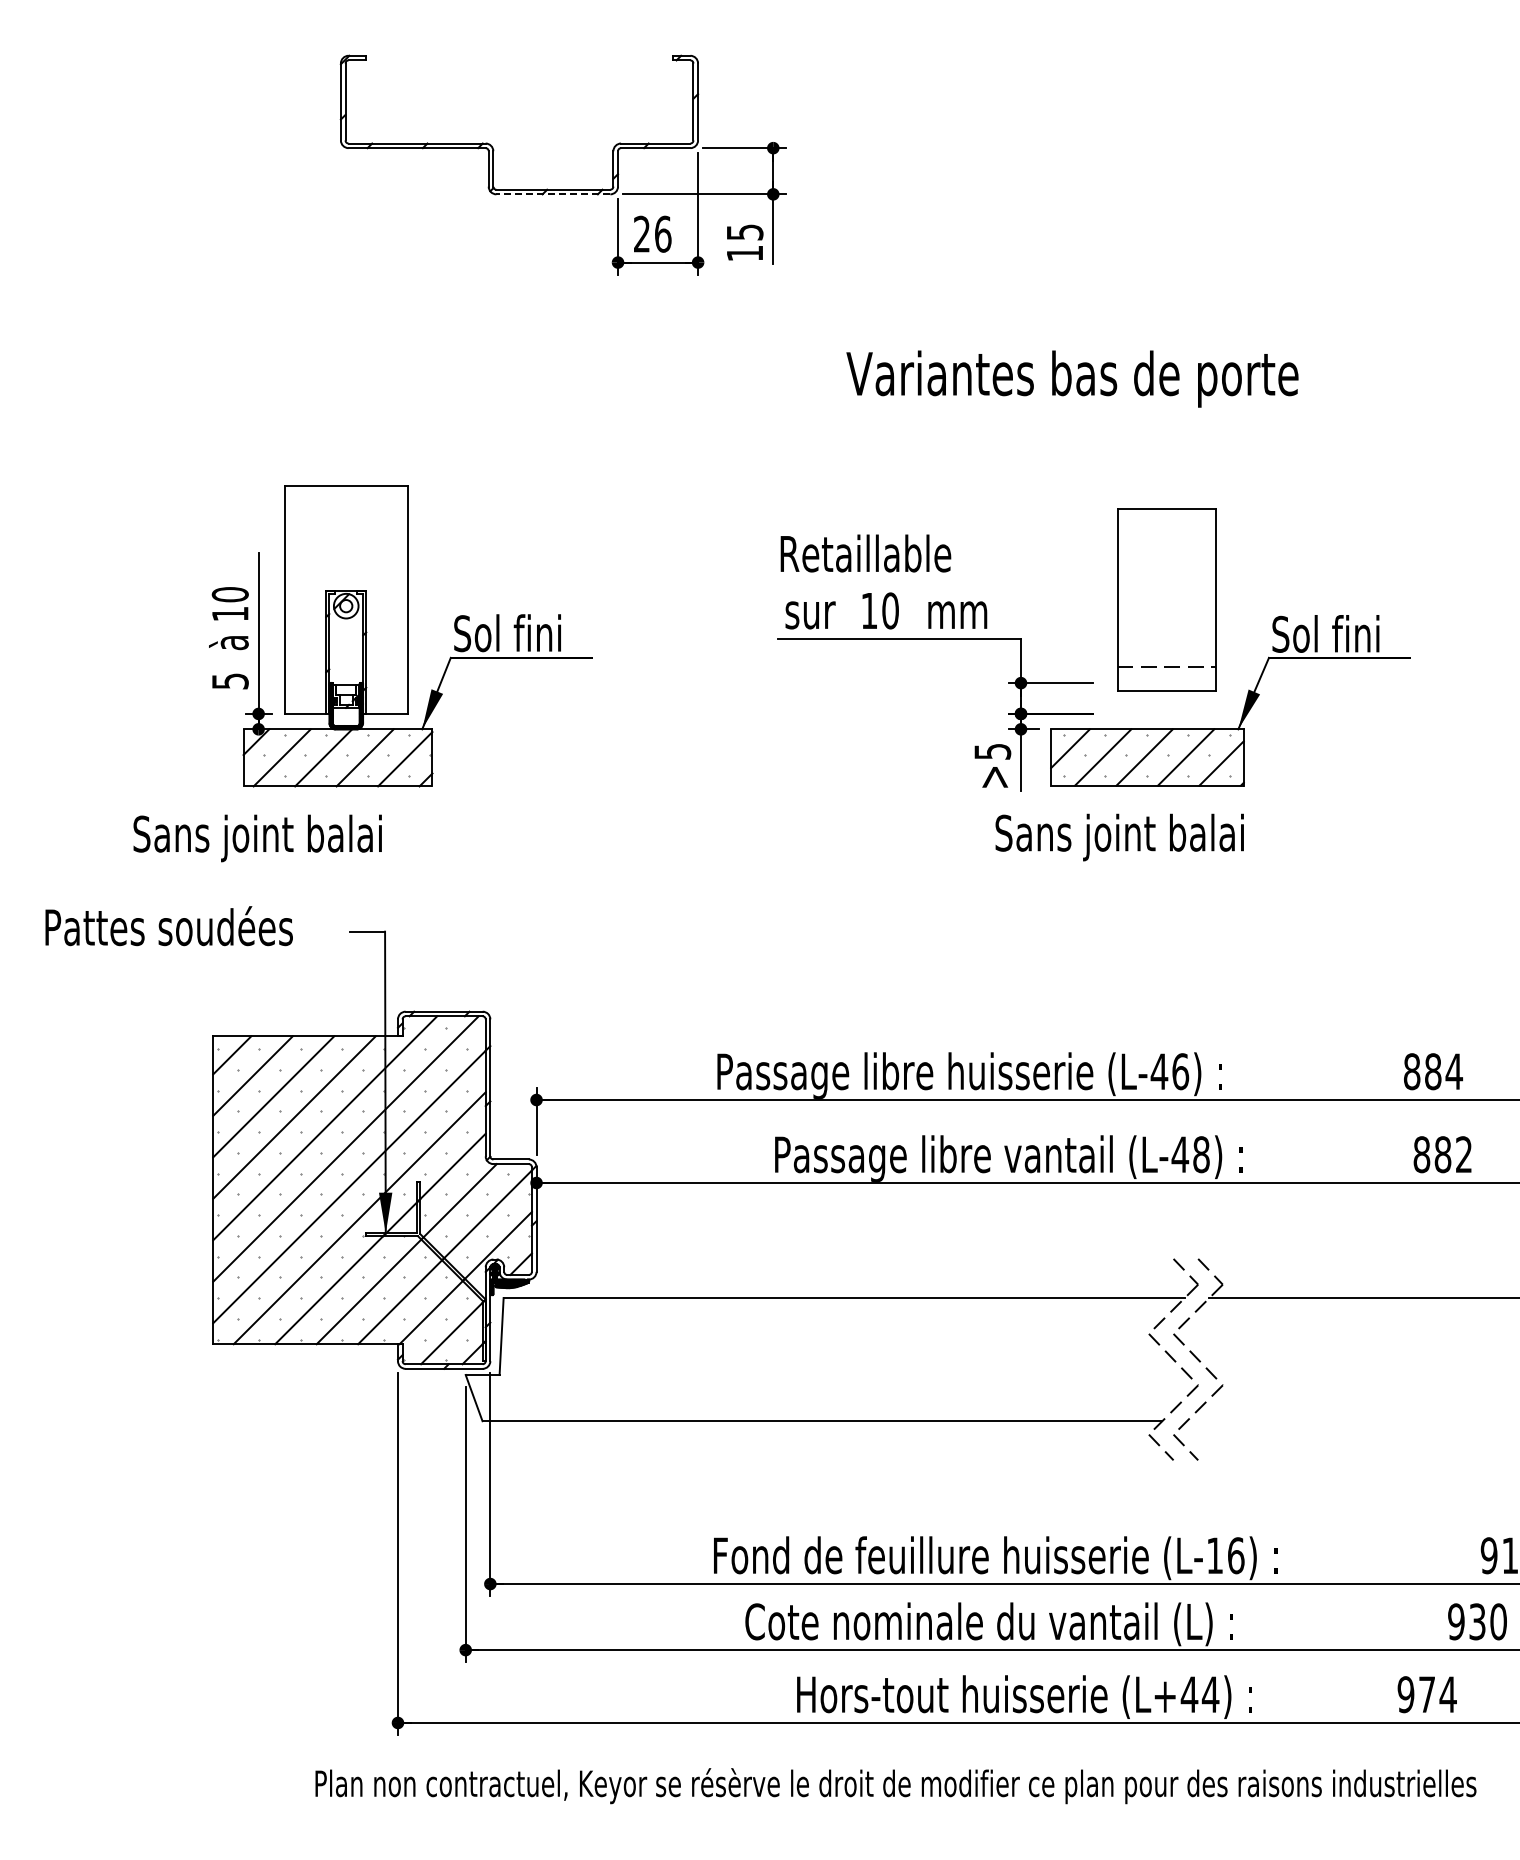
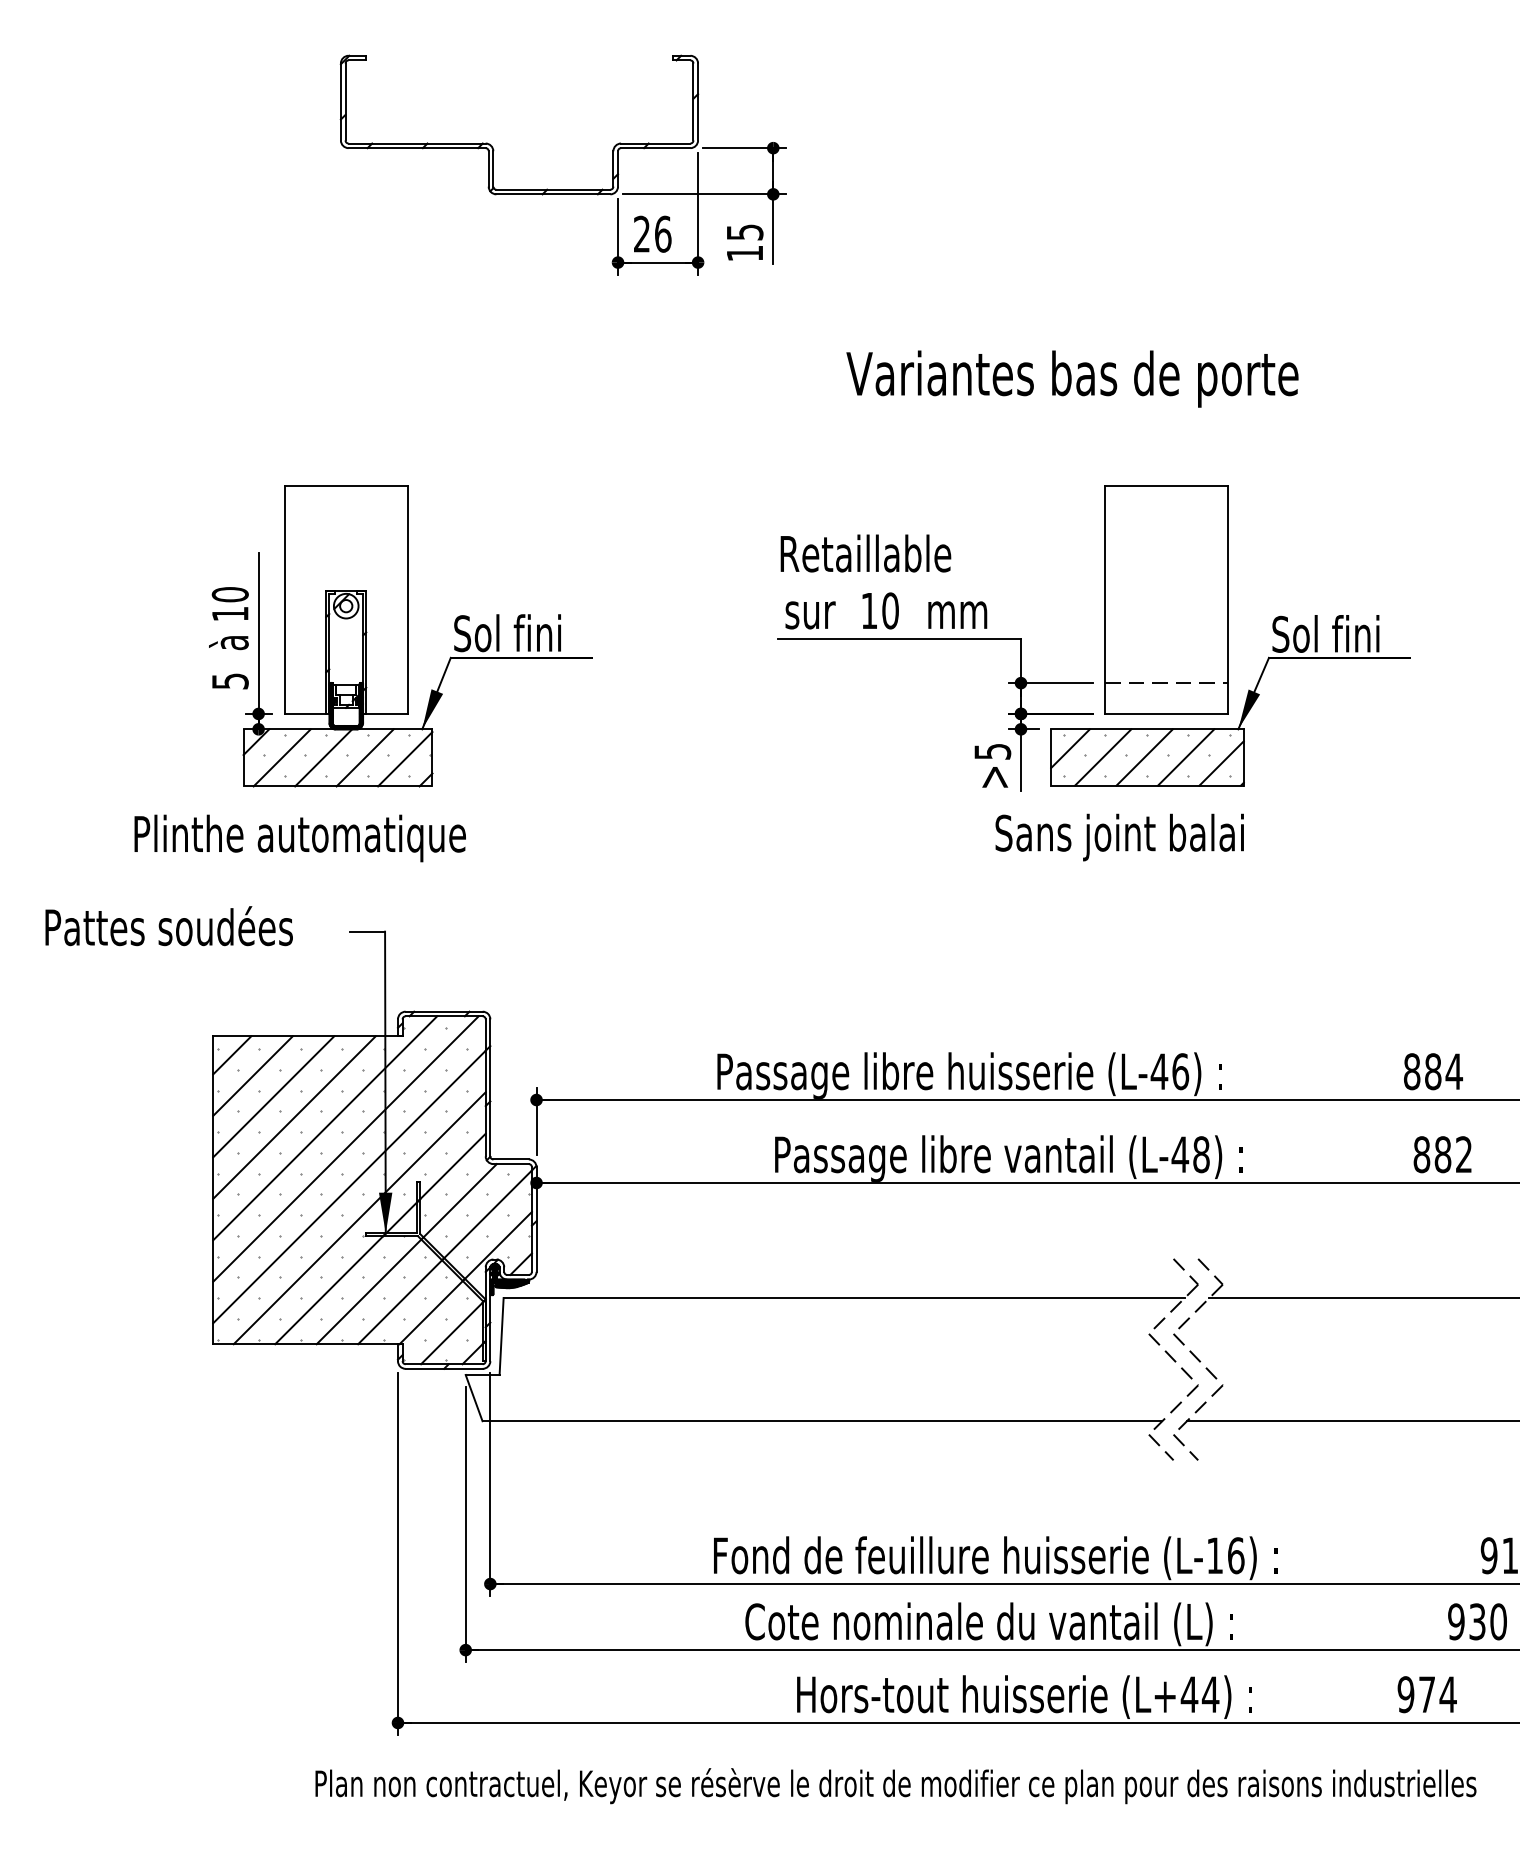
line: dashed -> solid (553, 194)
part size: 100x184 px -> 125x230 px (1166, 599)
text: Sans joint balai -> Plinthe automatique (299, 838)
line: none -> present (1351, 1421)
